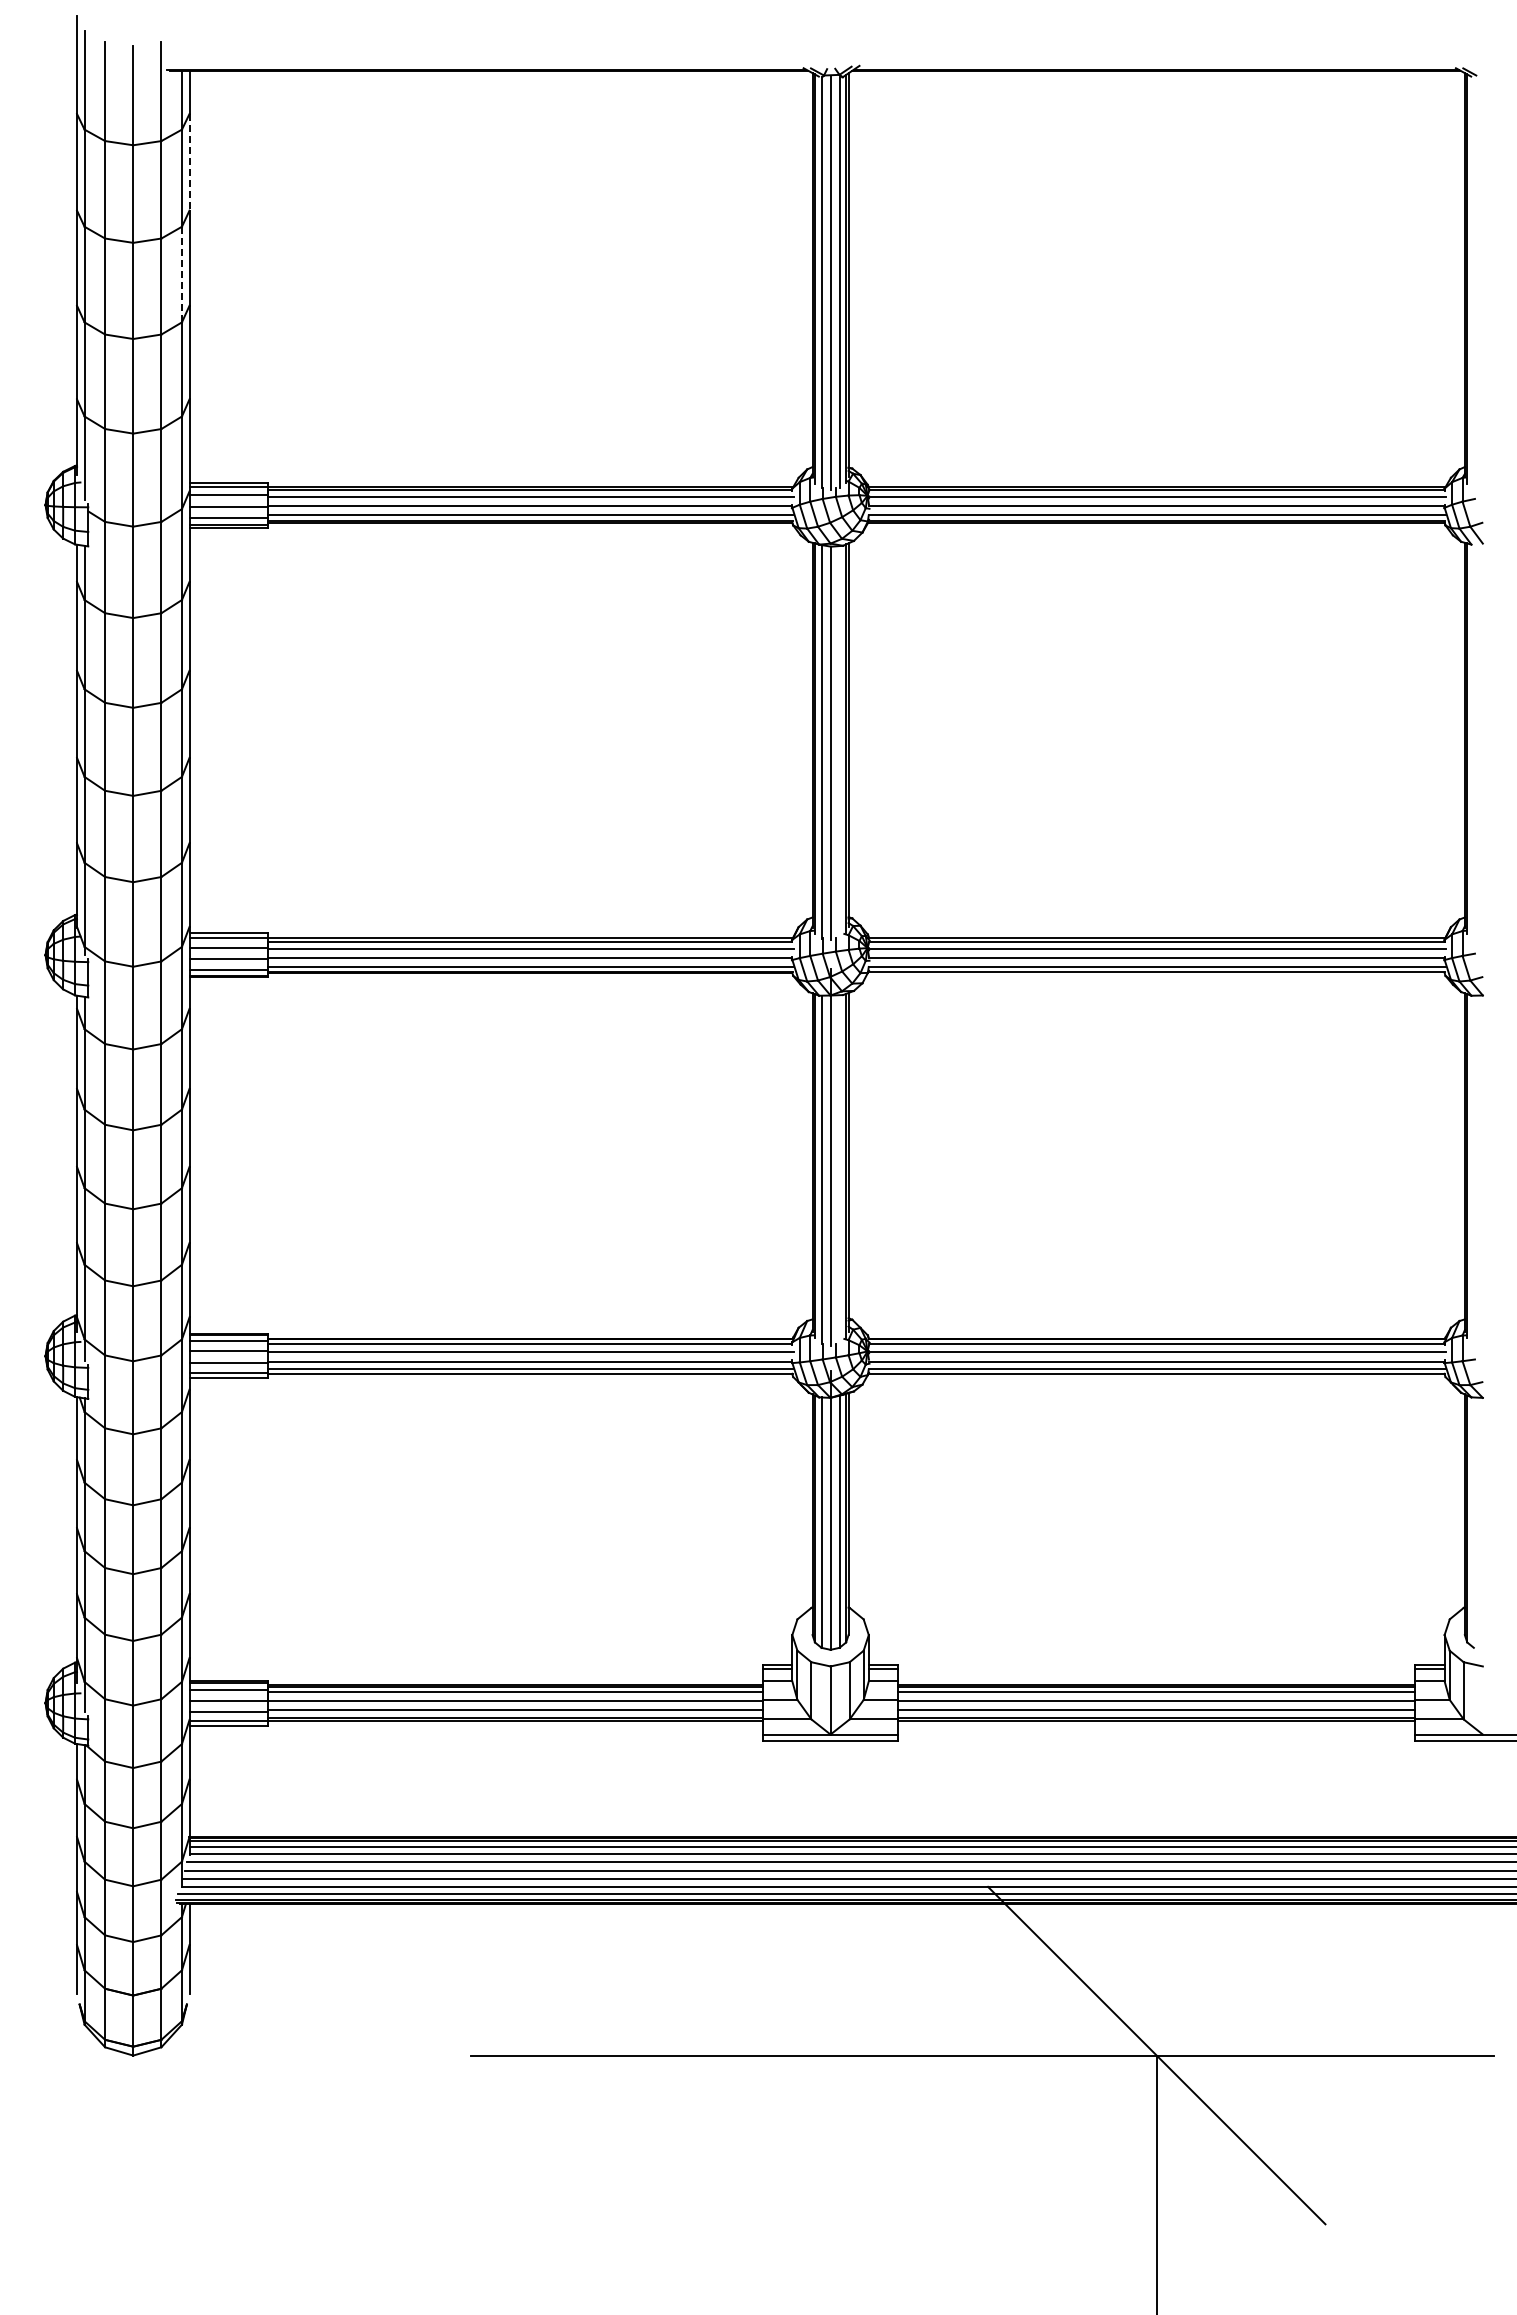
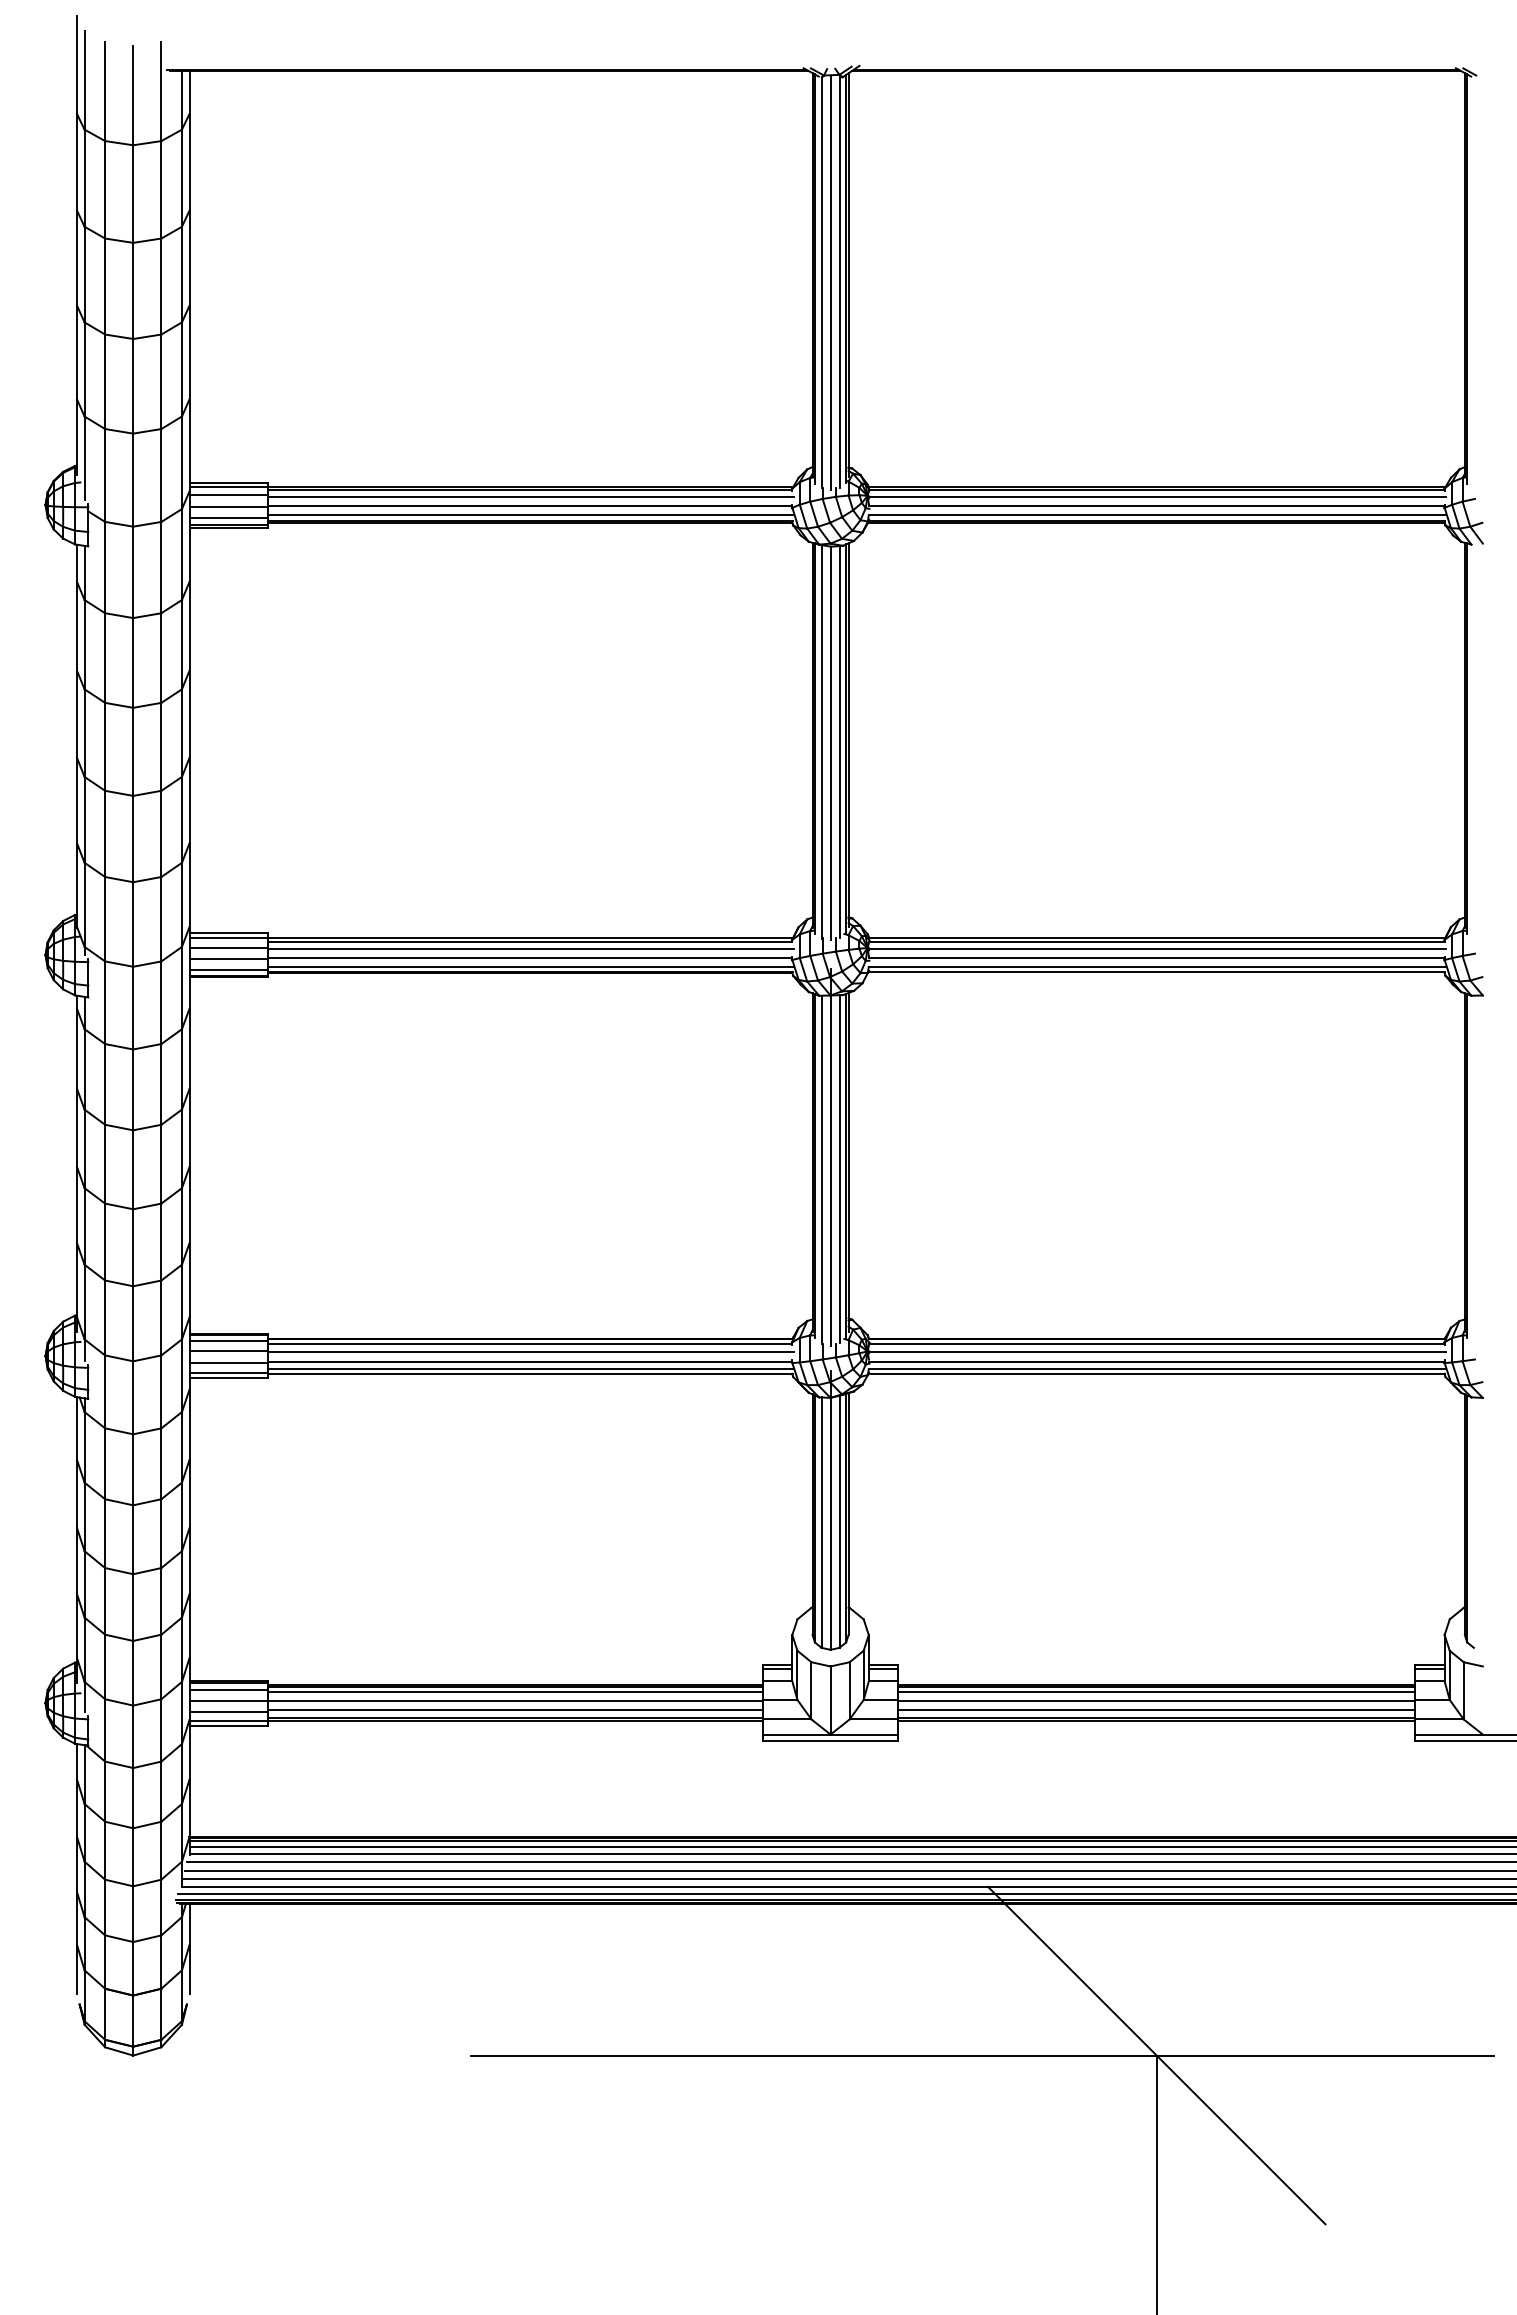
line: dashed -> solid (189, 162)
line: dashed -> solid (181, 274)
line: none -> present (839, 742)
line: none -> present (839, 1169)
